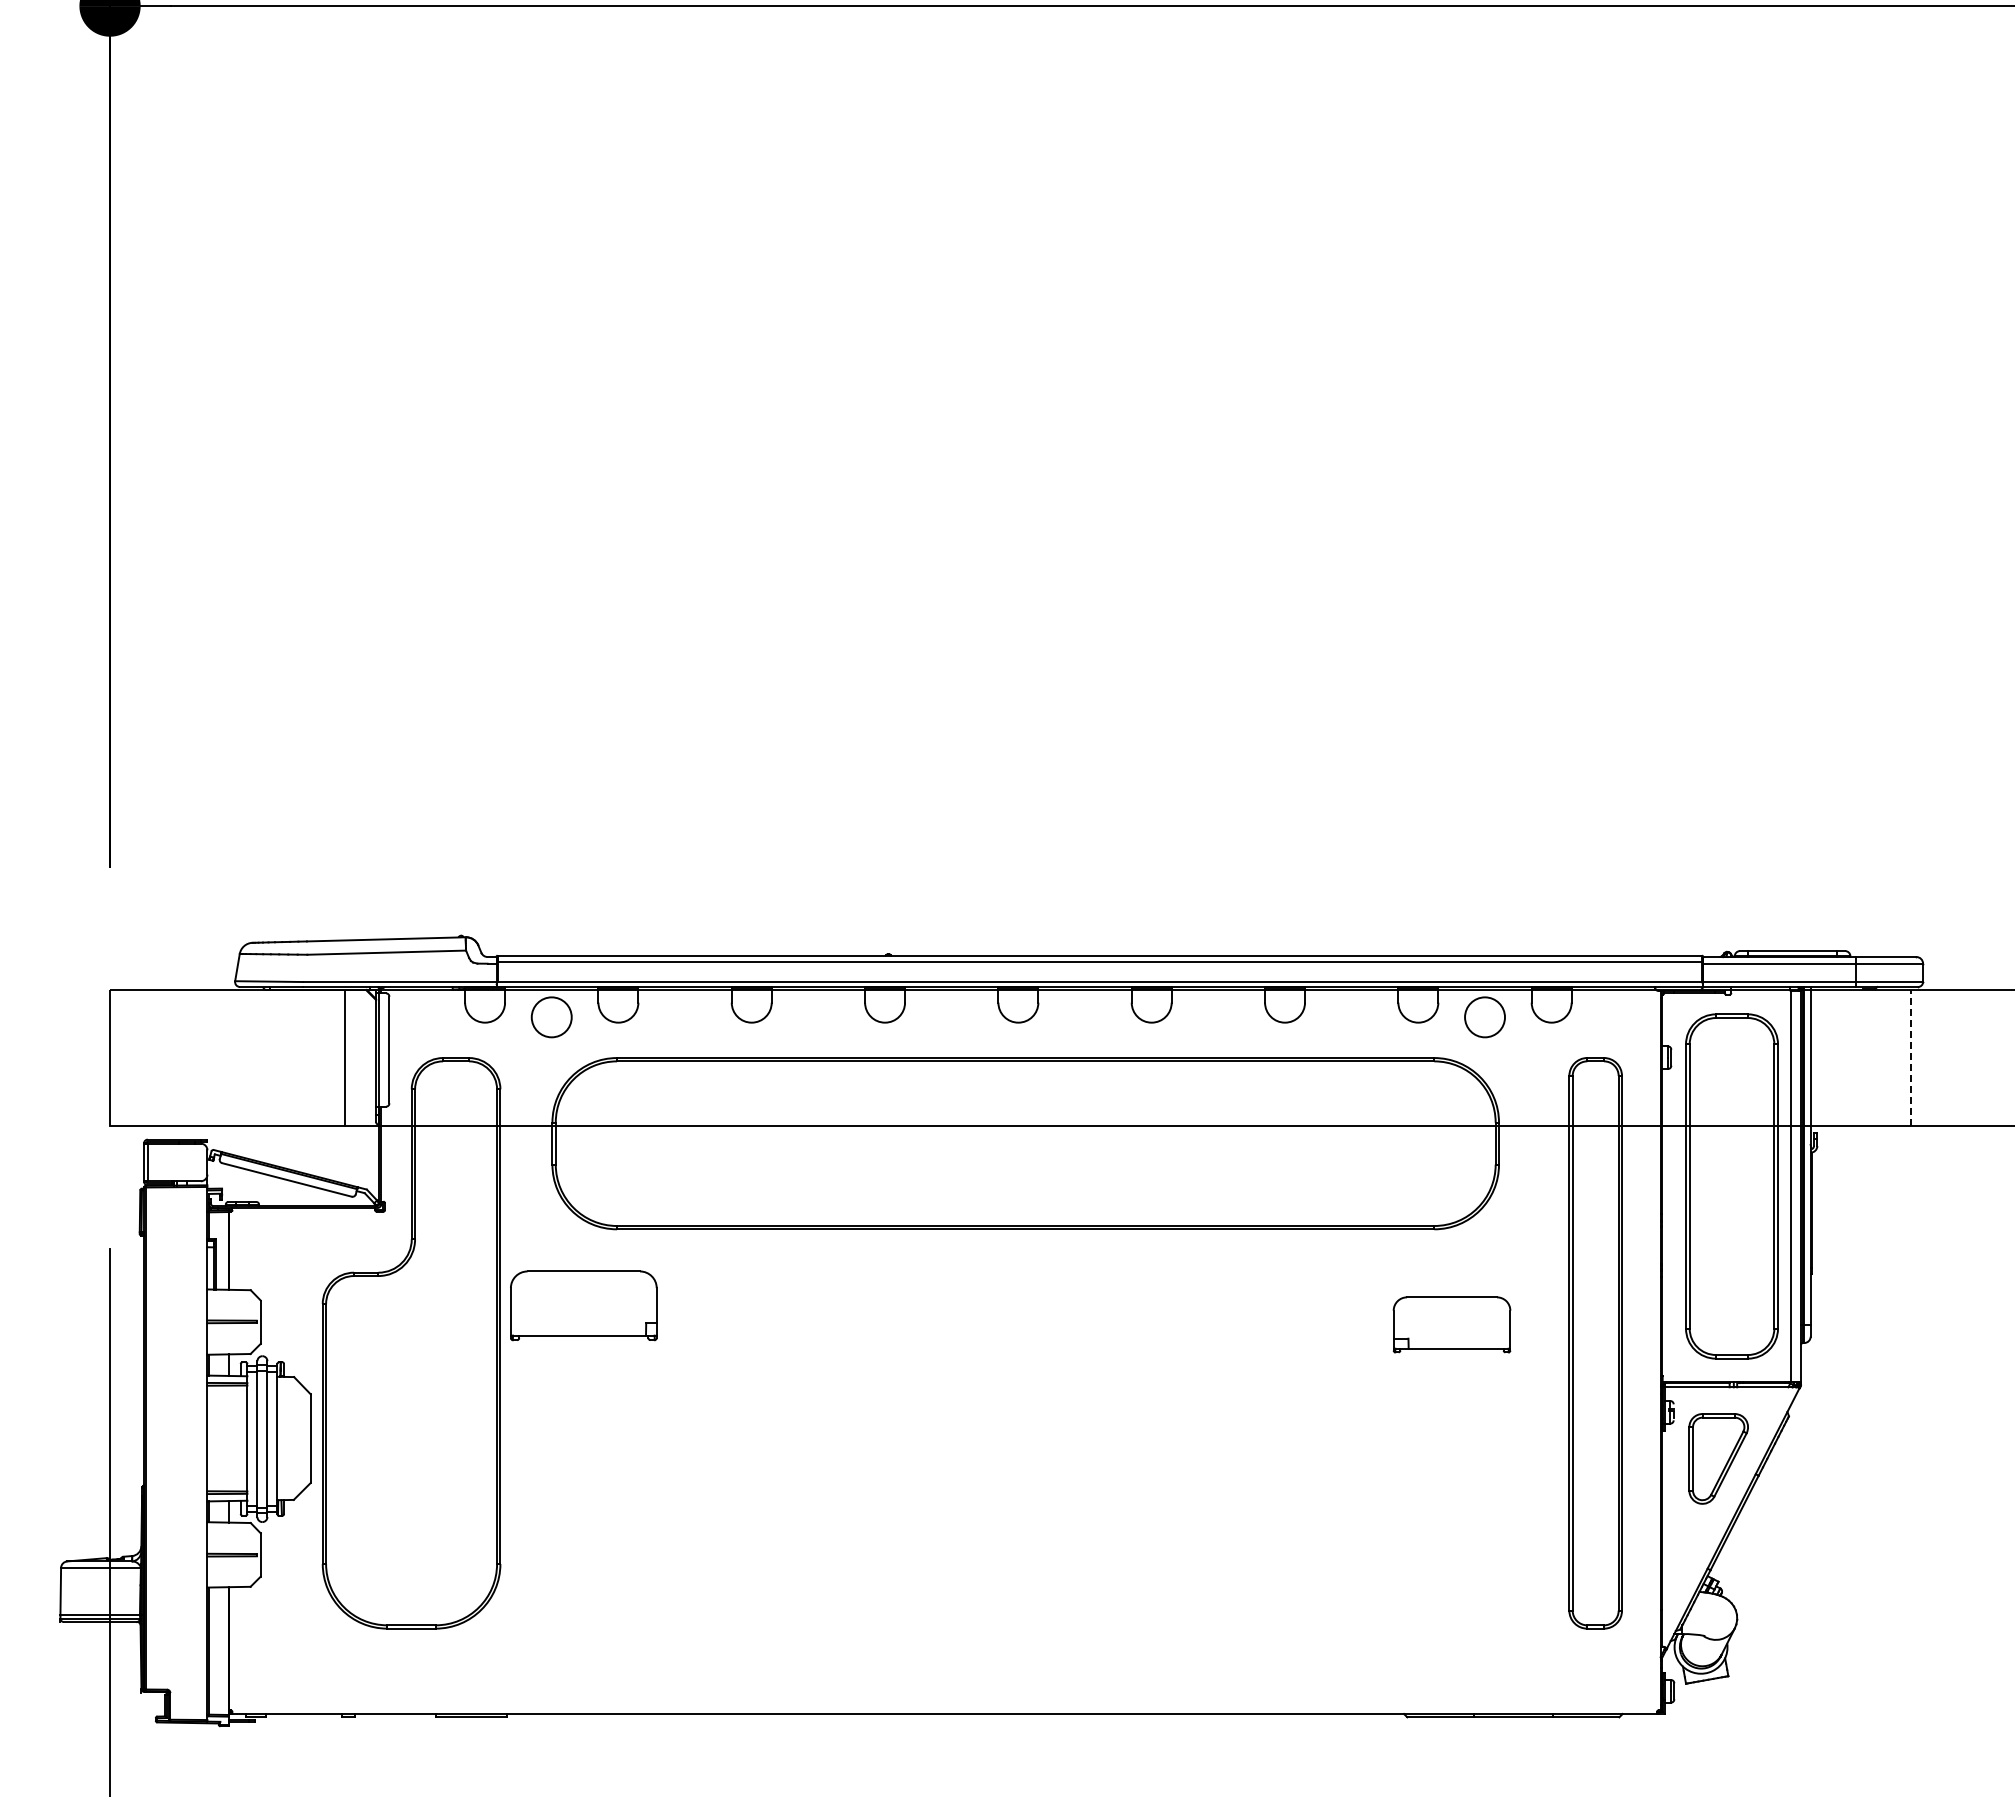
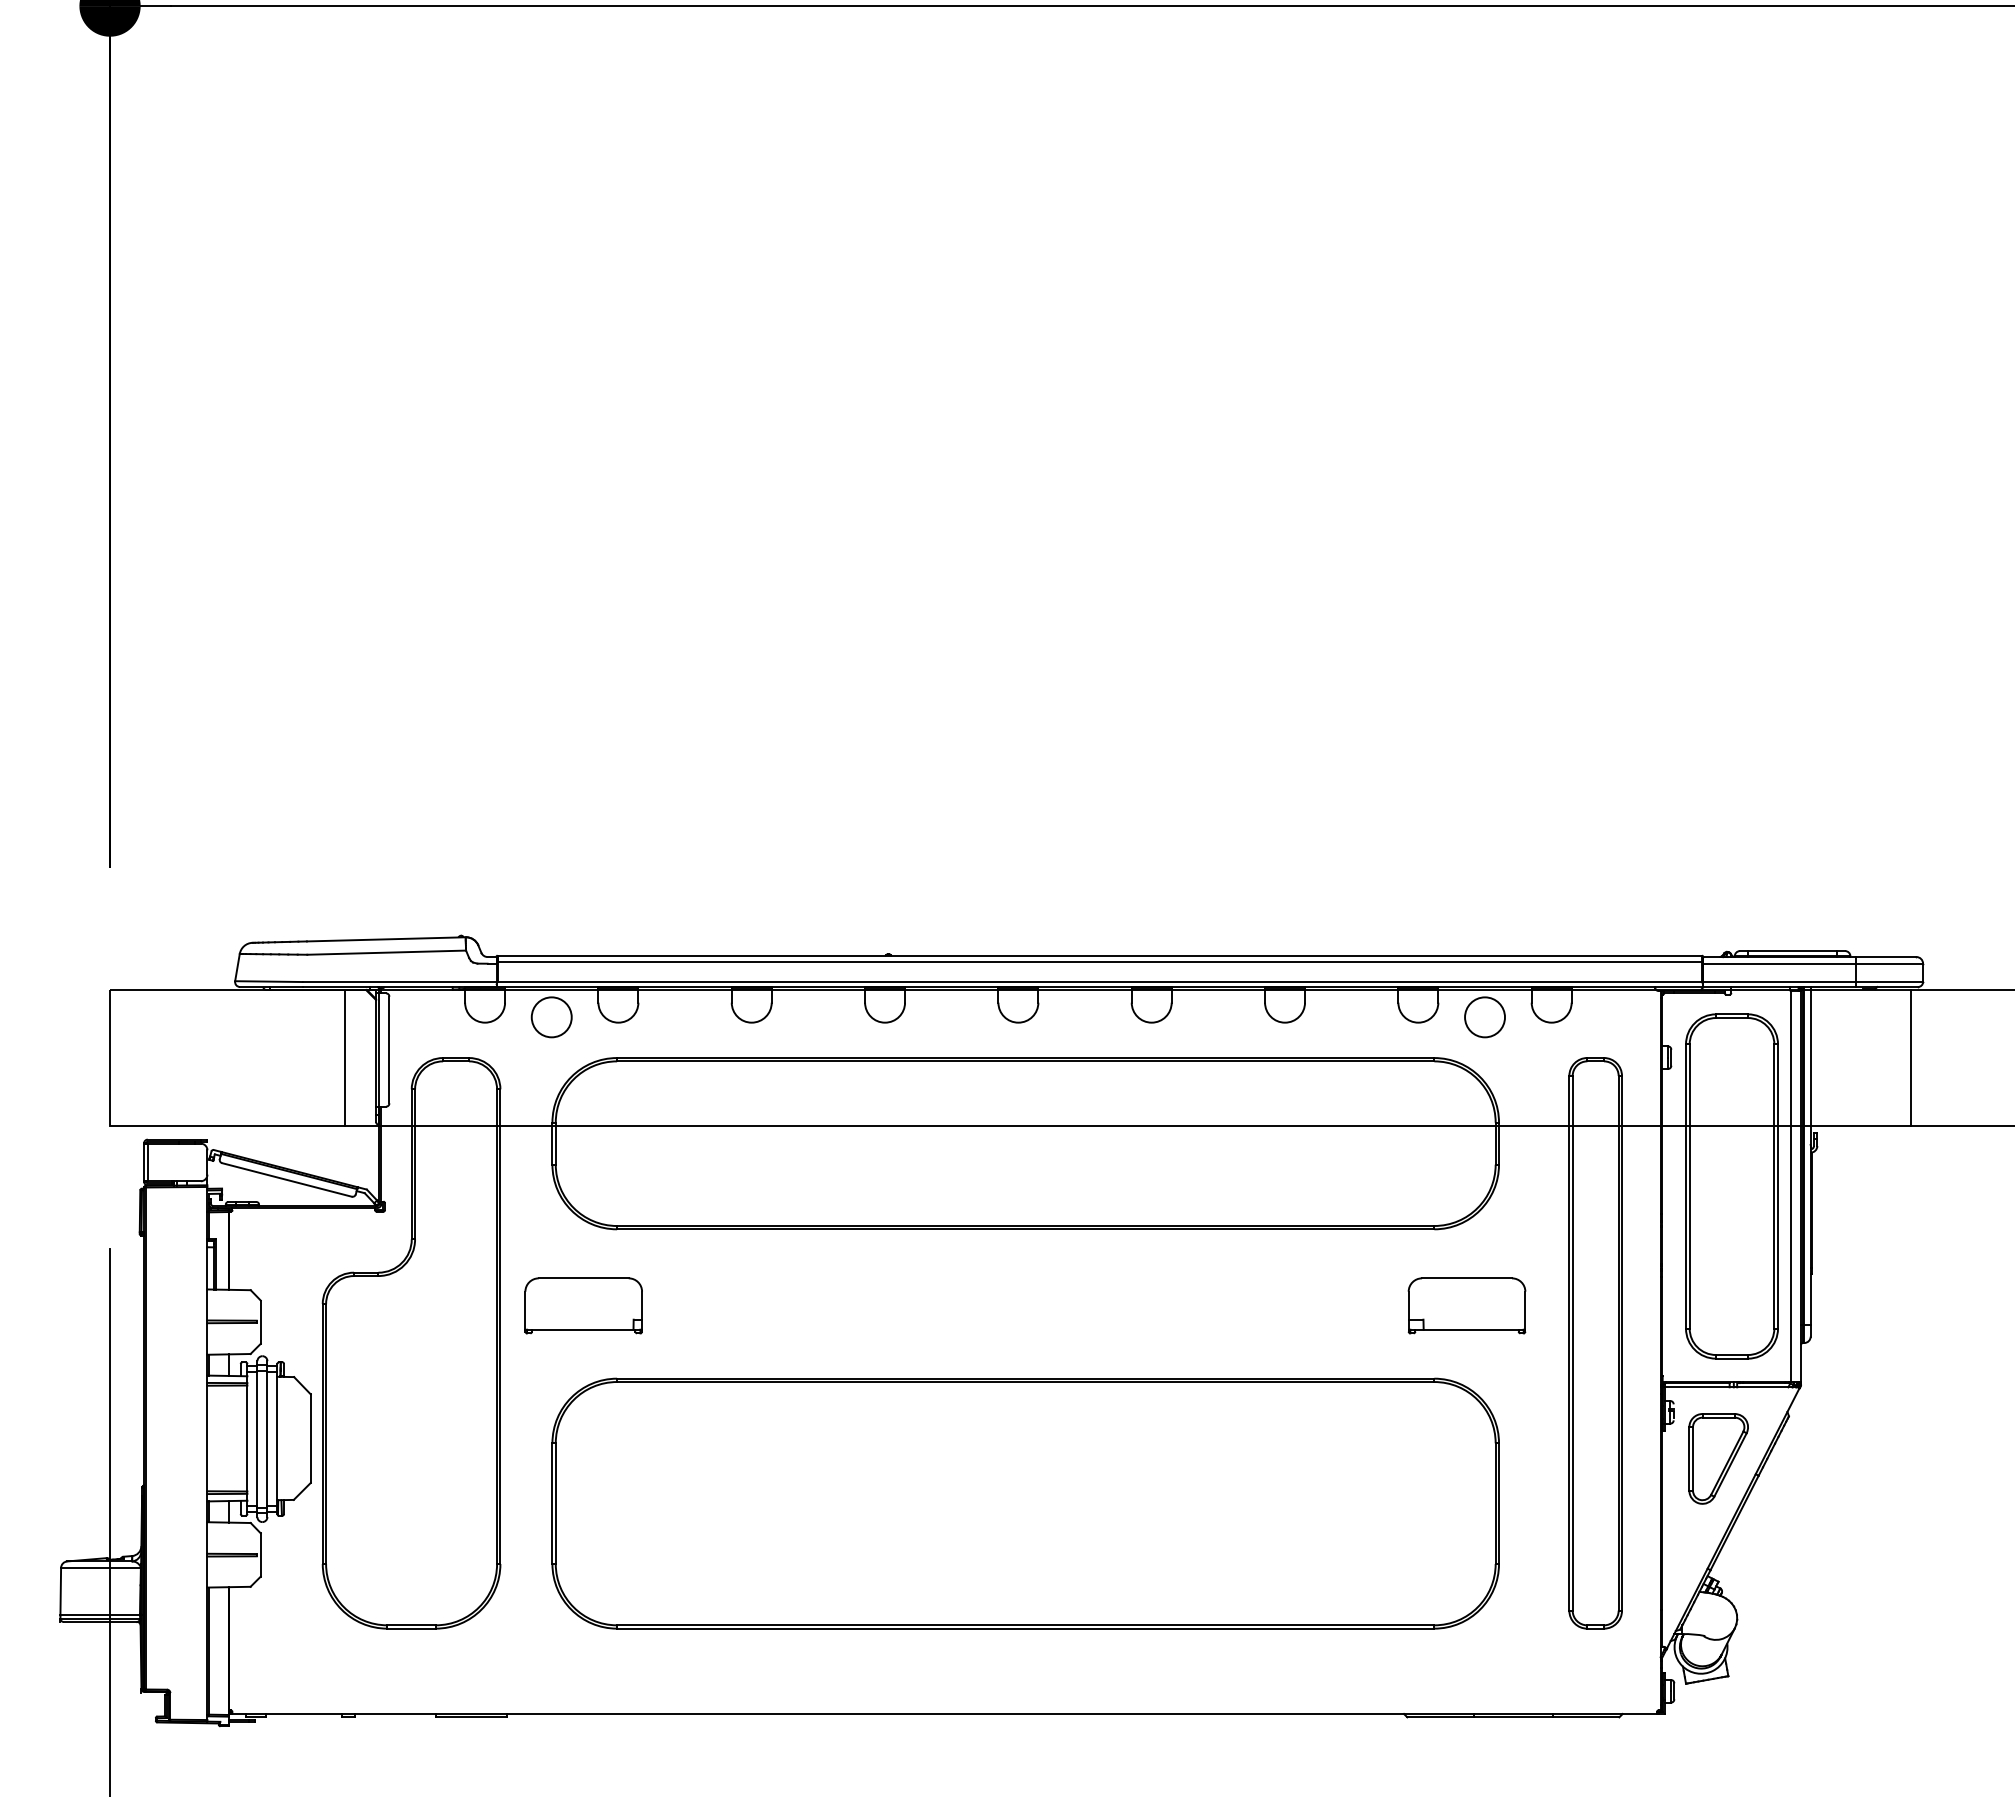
line: dashed -> solid (1911, 1057)
part size: 148x72 px -> 119x58 px (583, 1305)
part position: (1451, 1324) -> (1466, 1305) (1466, 1305)
part: none -> present (1025, 1503)
